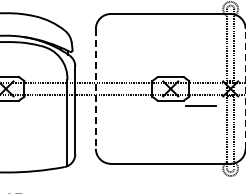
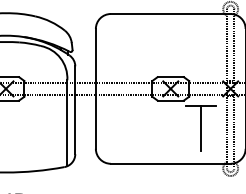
line: dashed -> solid (95, 88)
line: dashed -> solid (245, 88)
line: none -> present (200, 127)
